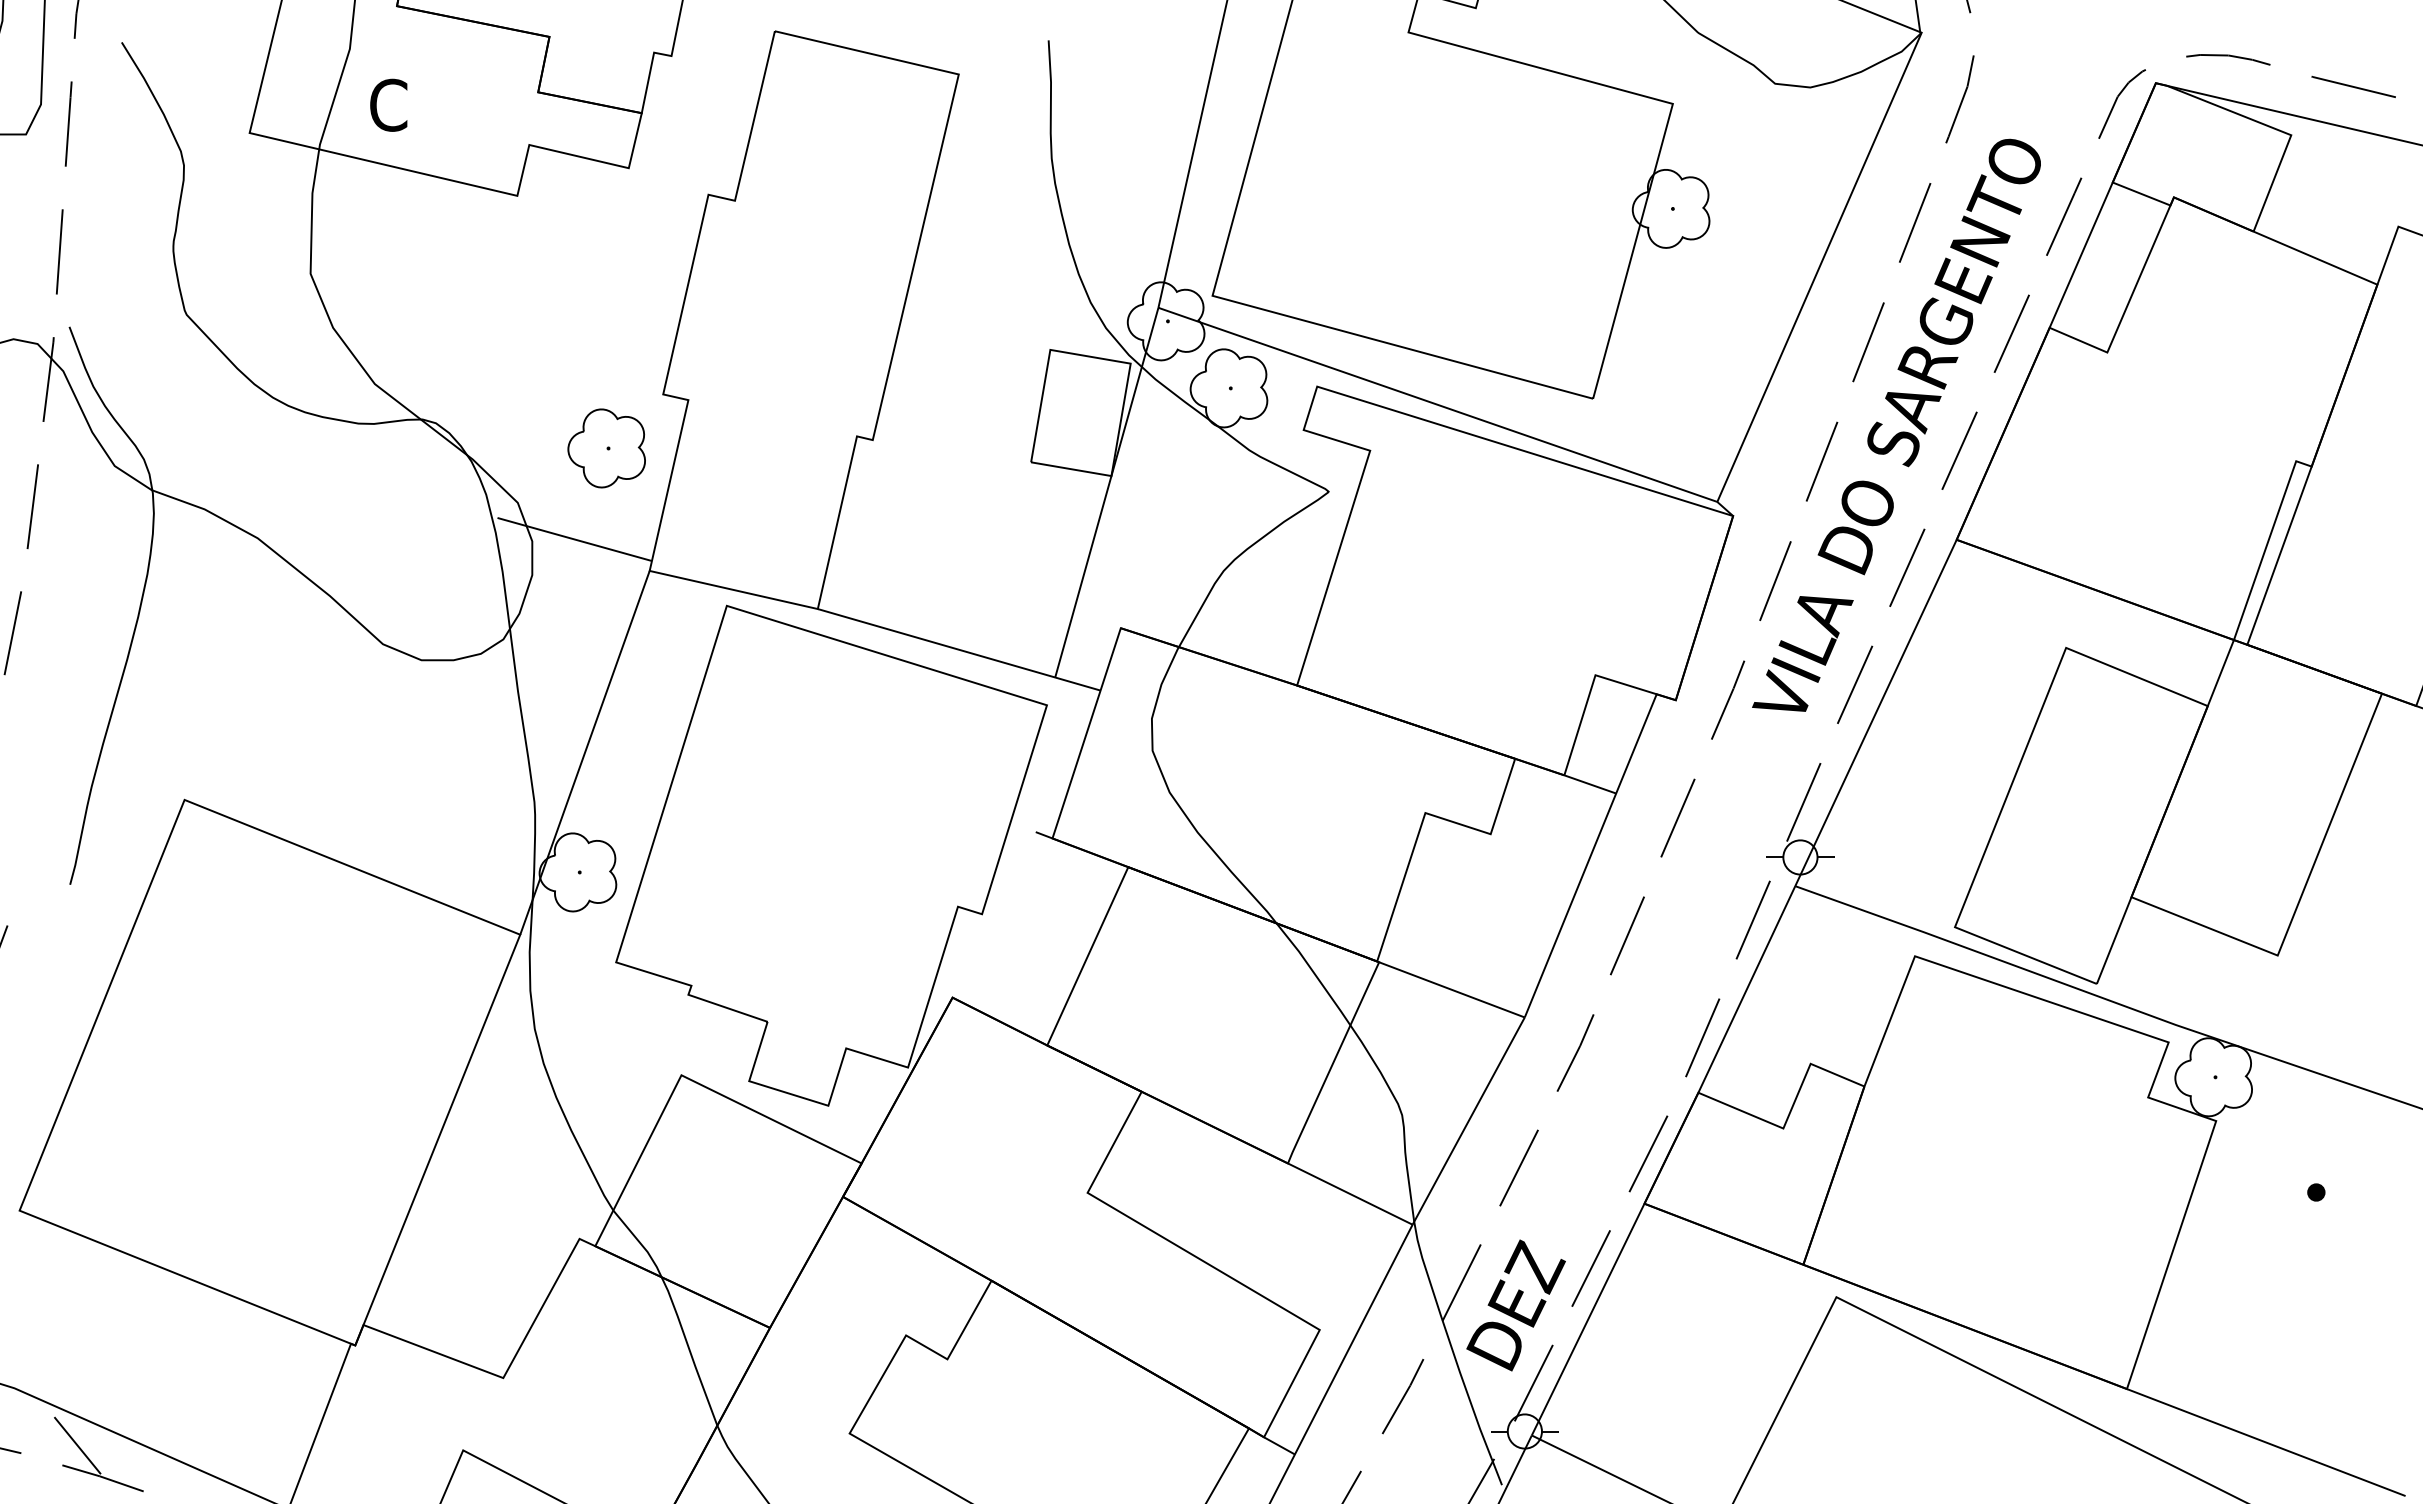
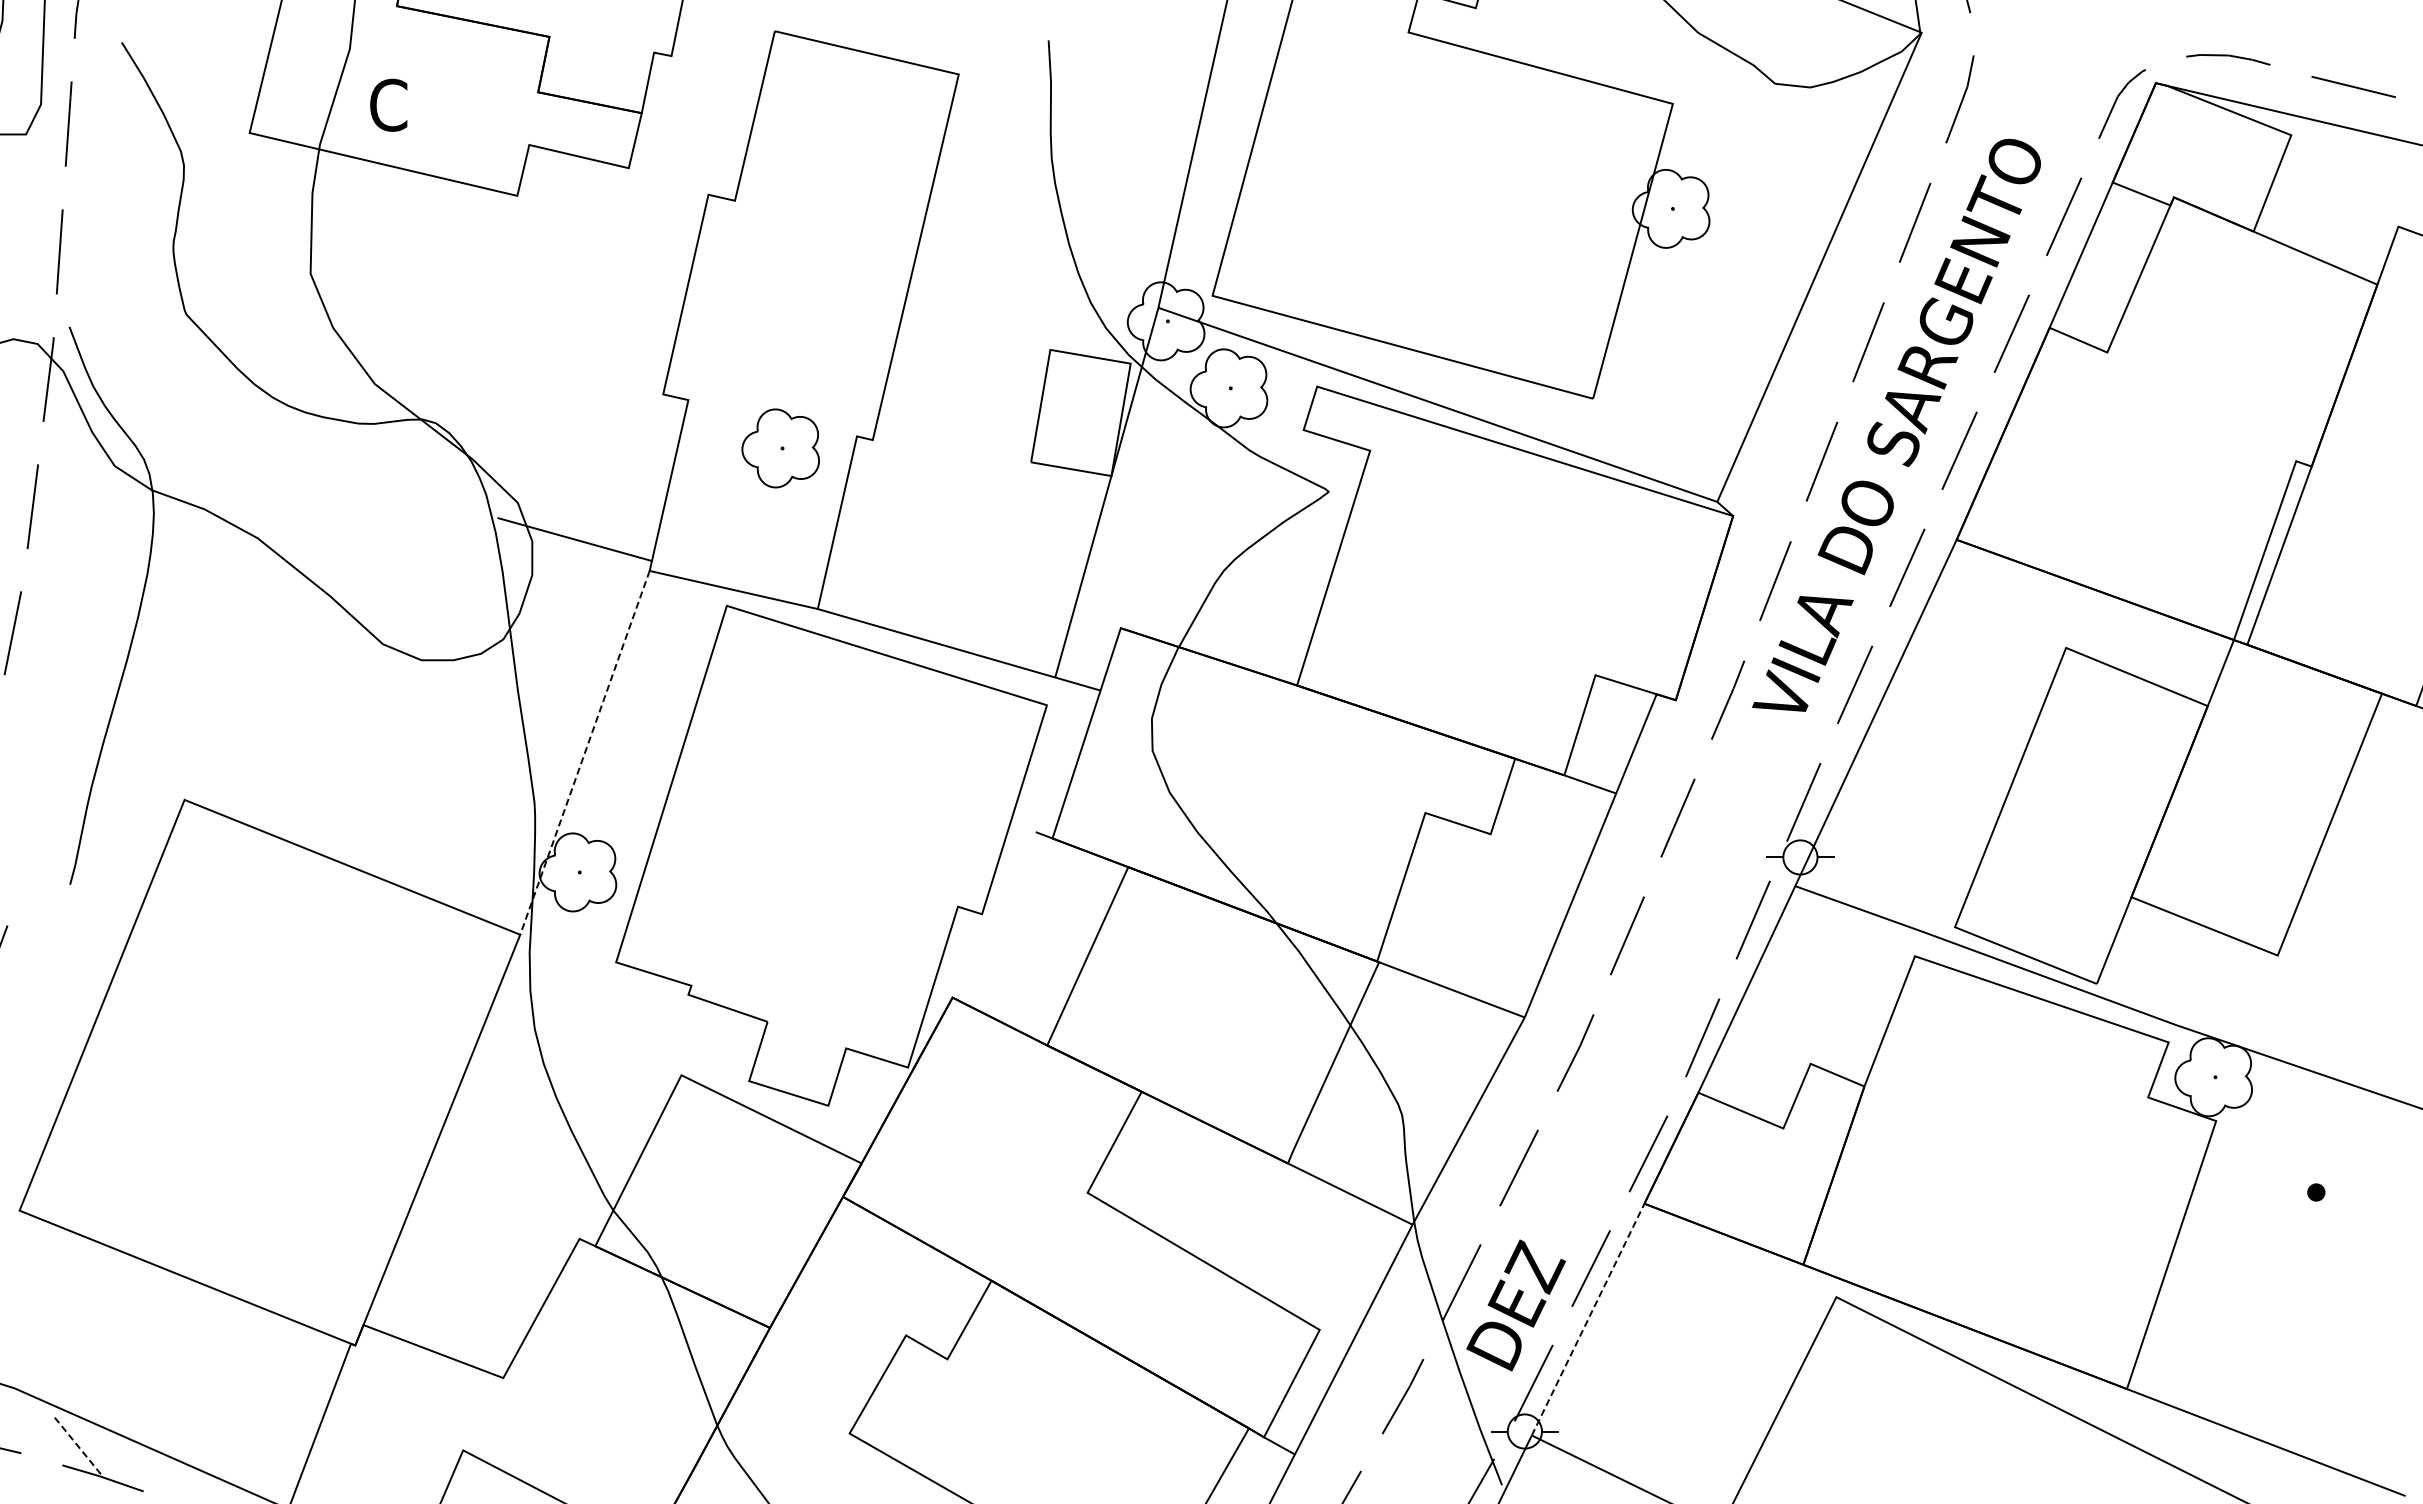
part position: (606, 448) -> (780, 448) (780, 448)
line: solid -> dashed (584, 753)
line: solid -> dashed (1588, 1319)
line: solid -> dashed (77, 1445)
